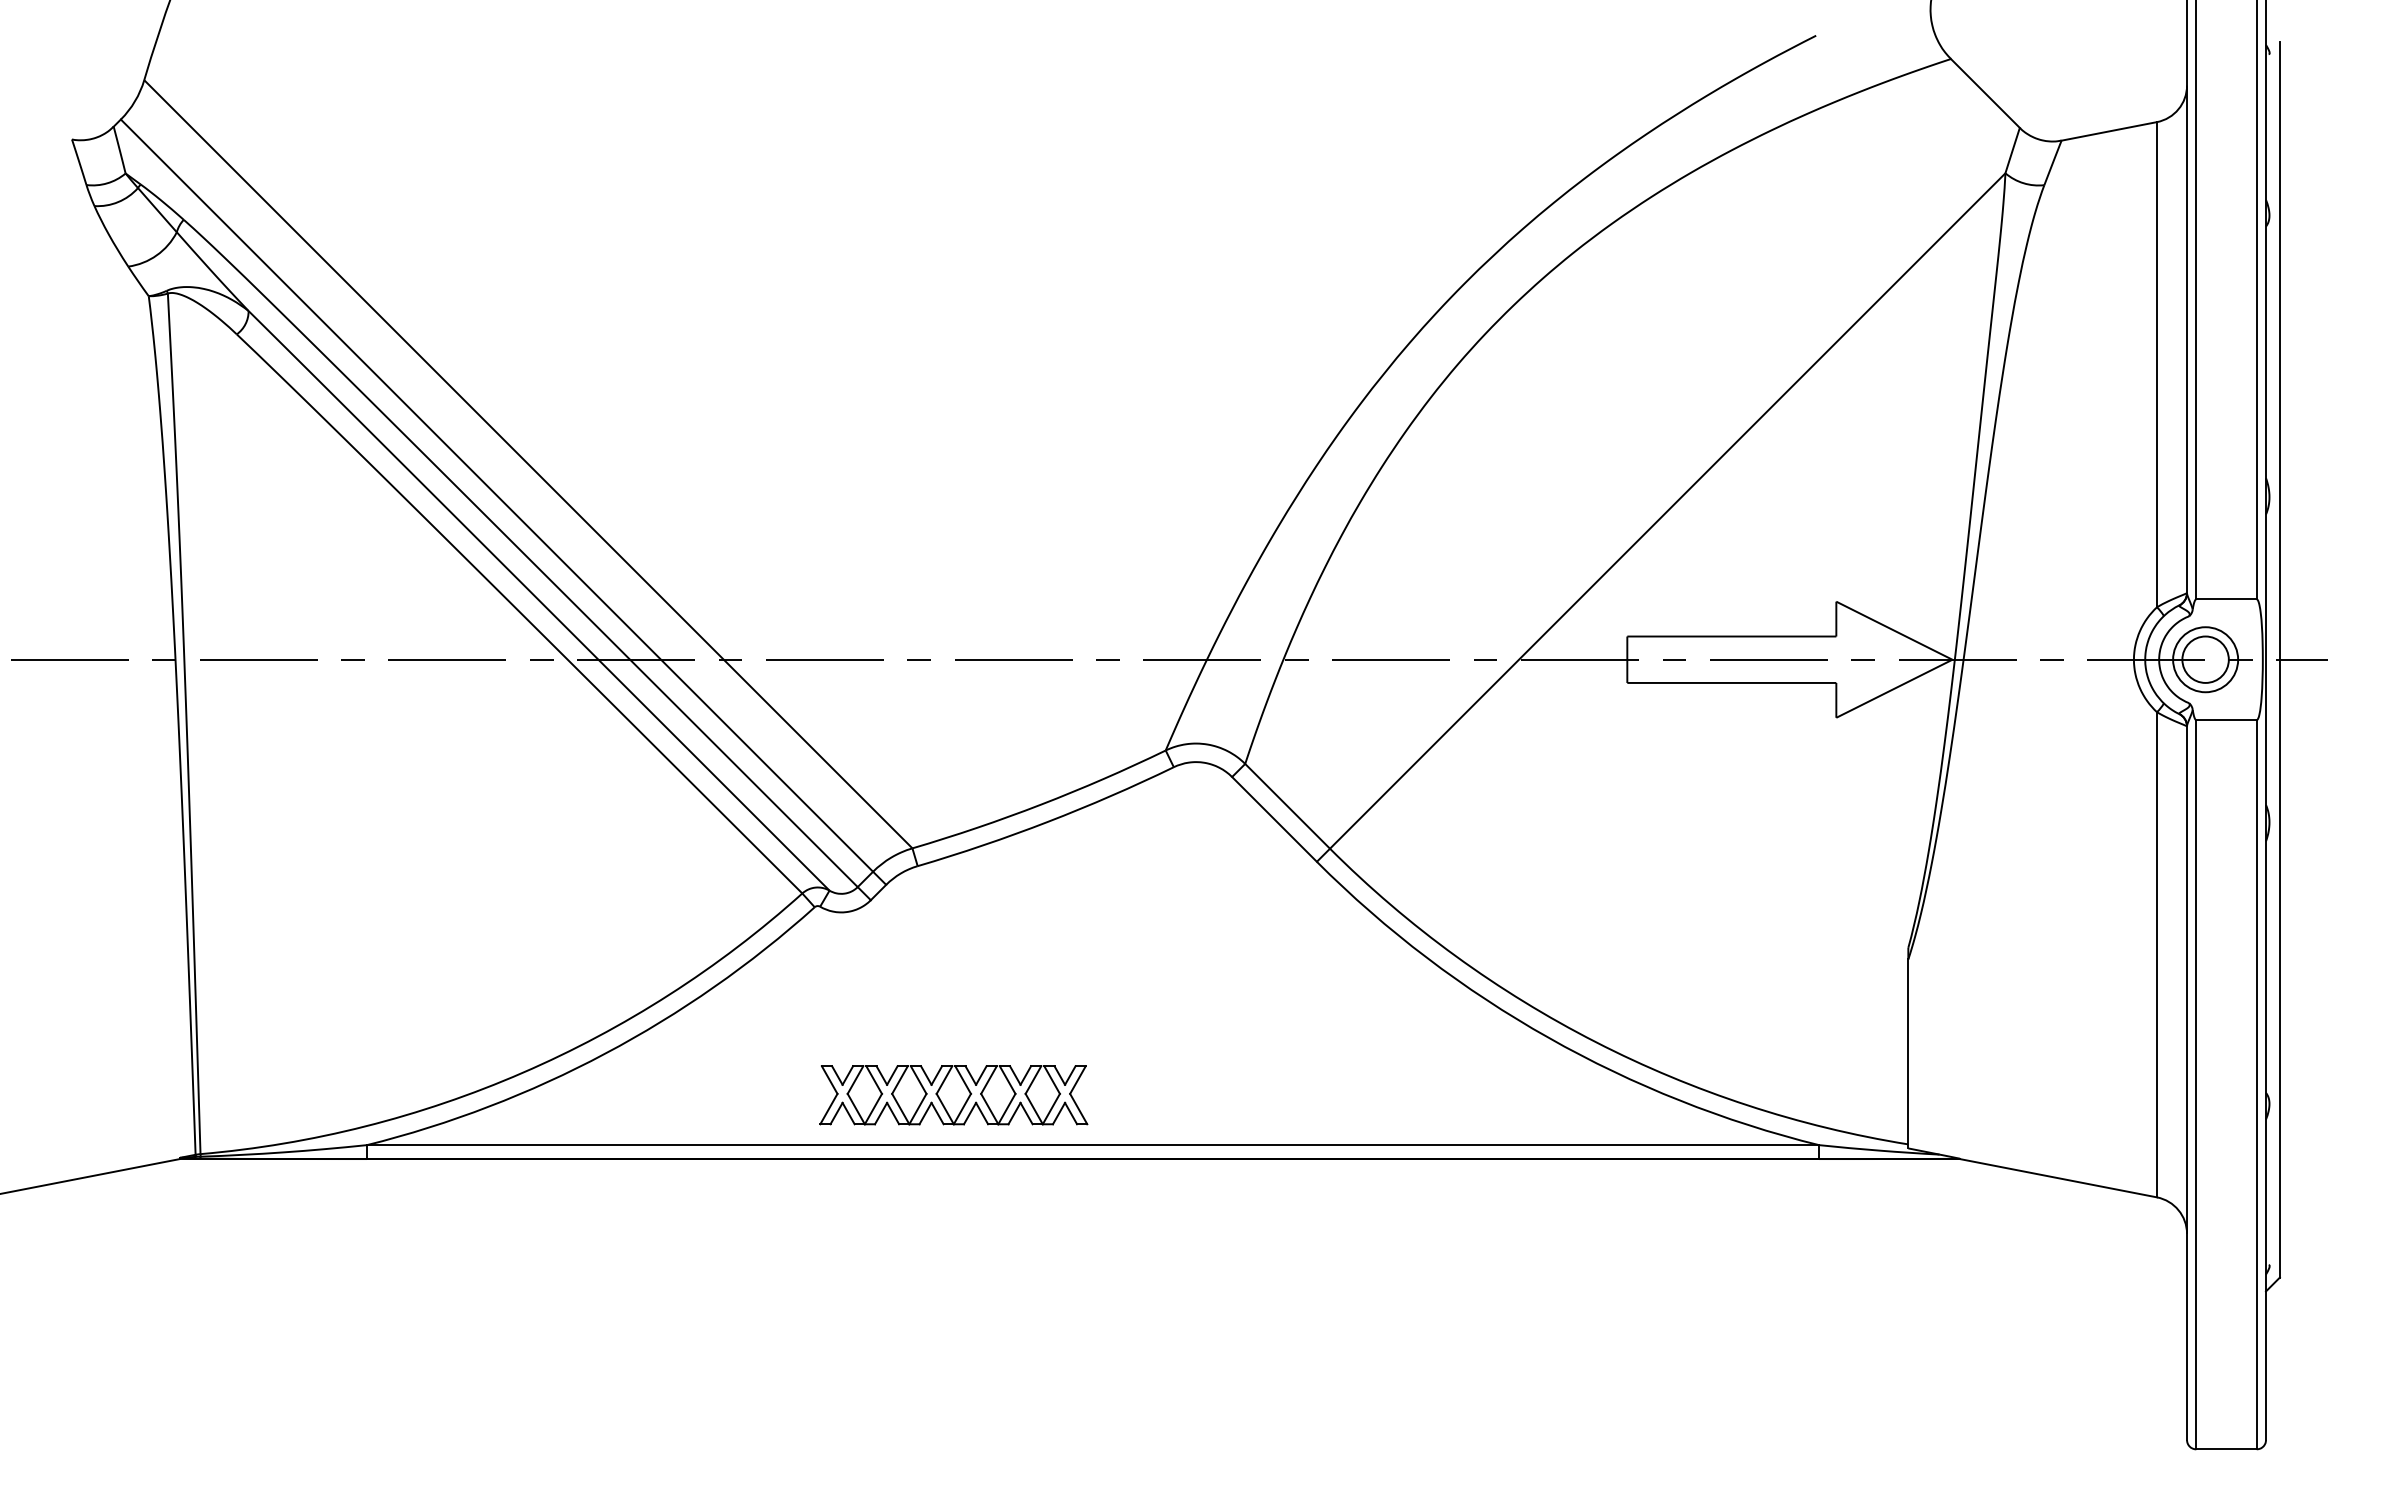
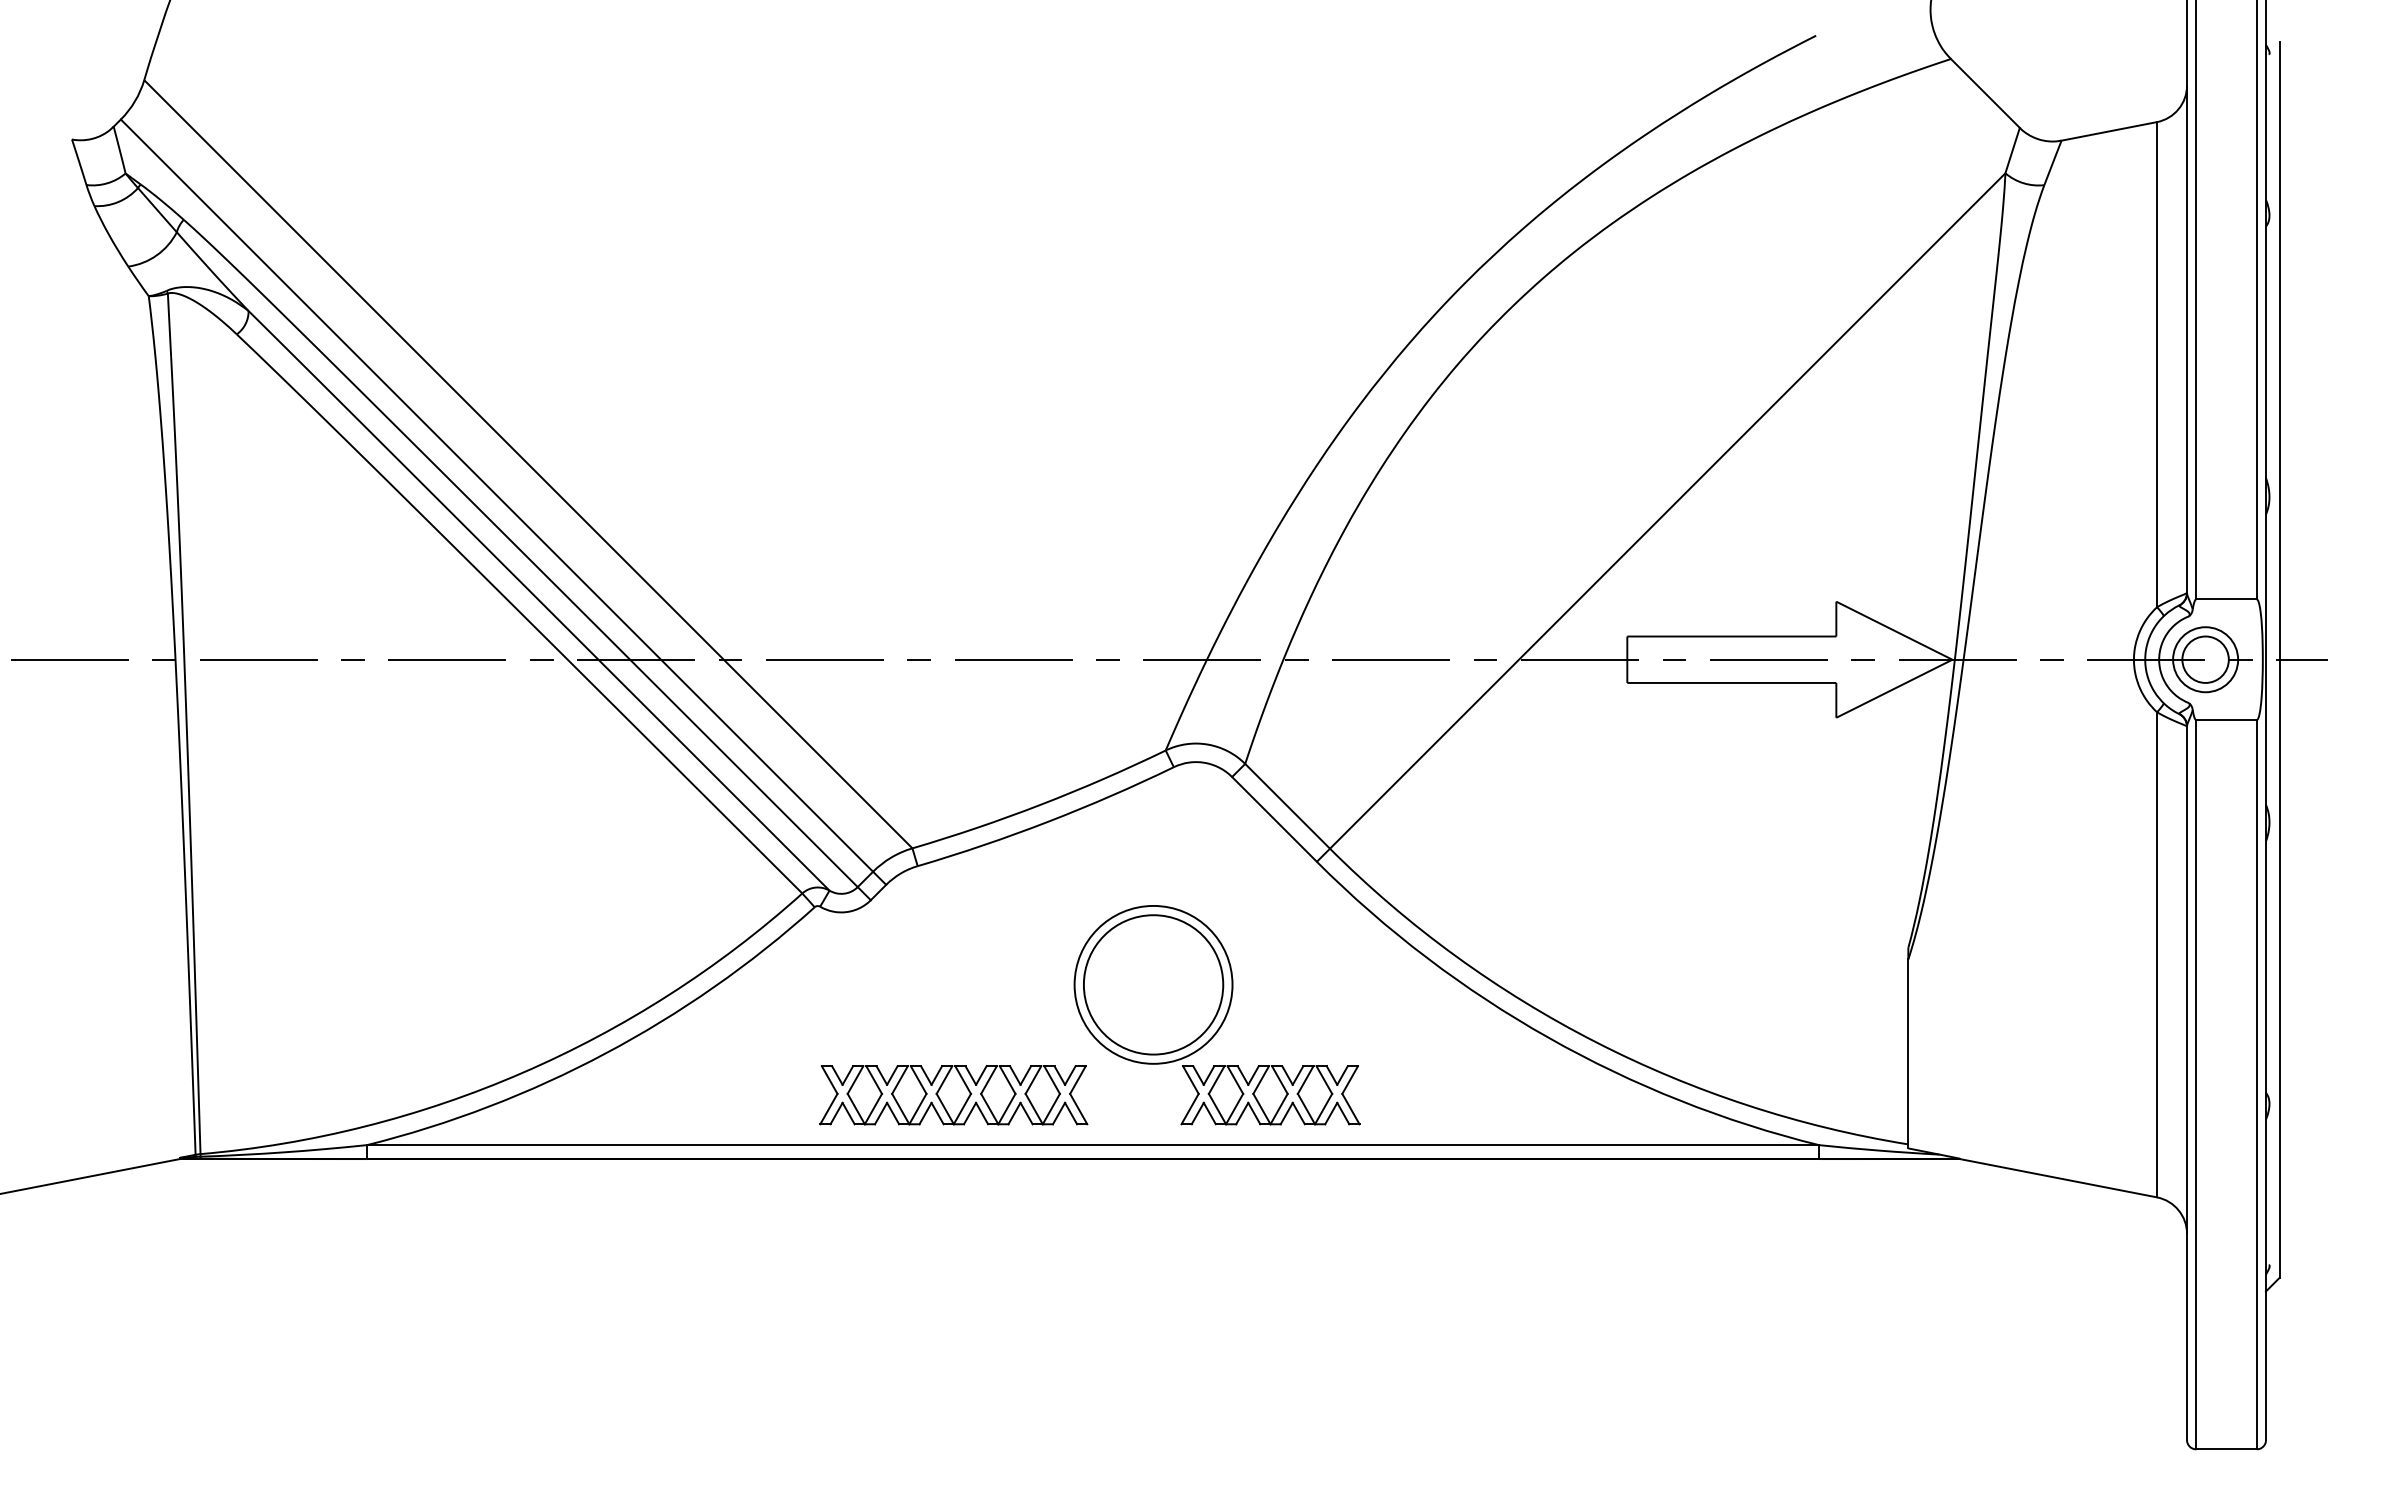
part: none -> present (1216, 1015)
